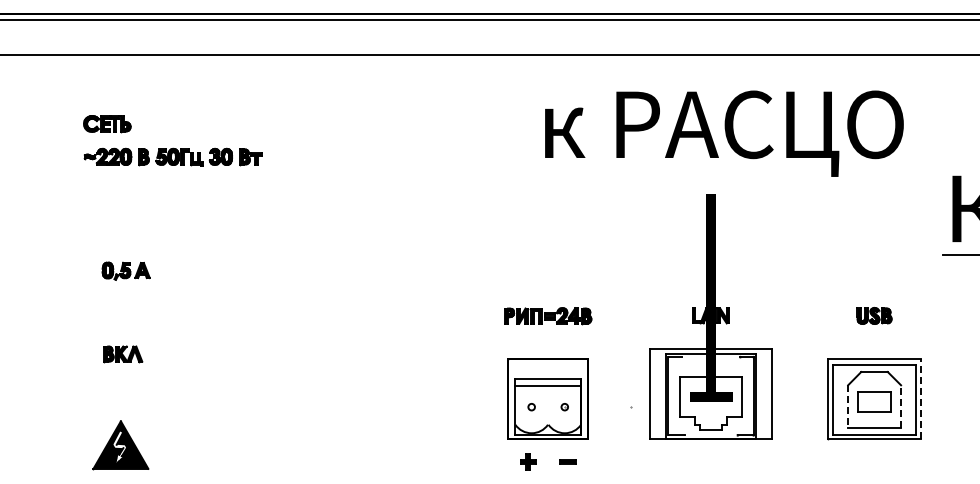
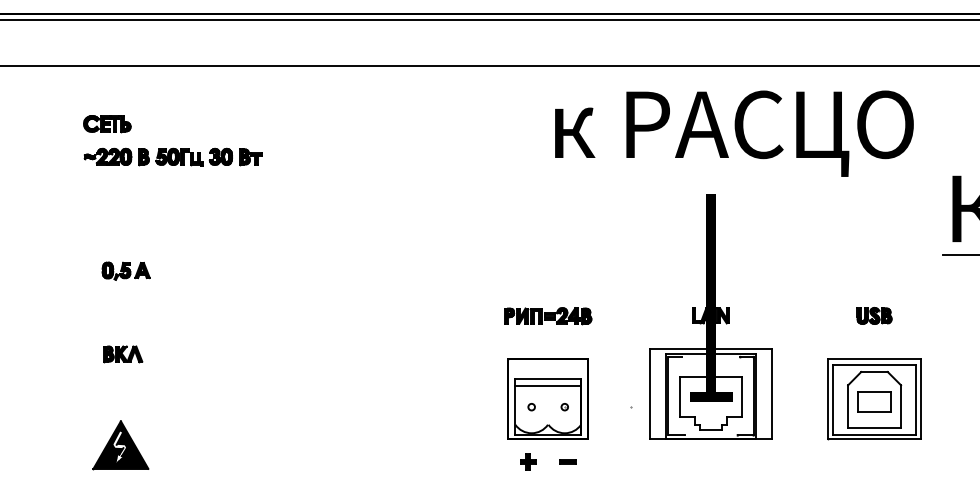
line position: (489, 55) -> (489, 66) (489, 66)
text position: (724, 133) -> (734, 133) (734, 133)
line: dashed -> solid (920, 398)
line: dashed -> solid (848, 406)
line: dashed -> solid (901, 406)
